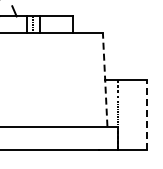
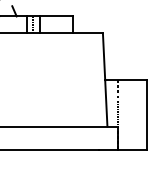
line: dashed -> solid (105, 79)
line: dashed -> solid (146, 114)
